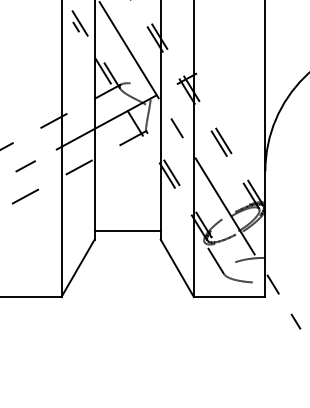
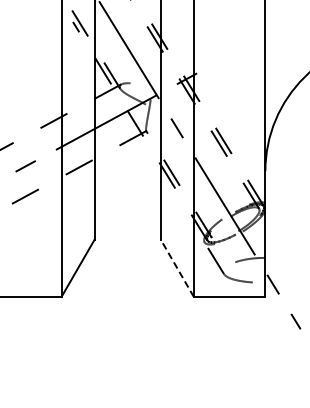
line: present -> none (127, 230)
line: solid -> dashed (177, 267)
